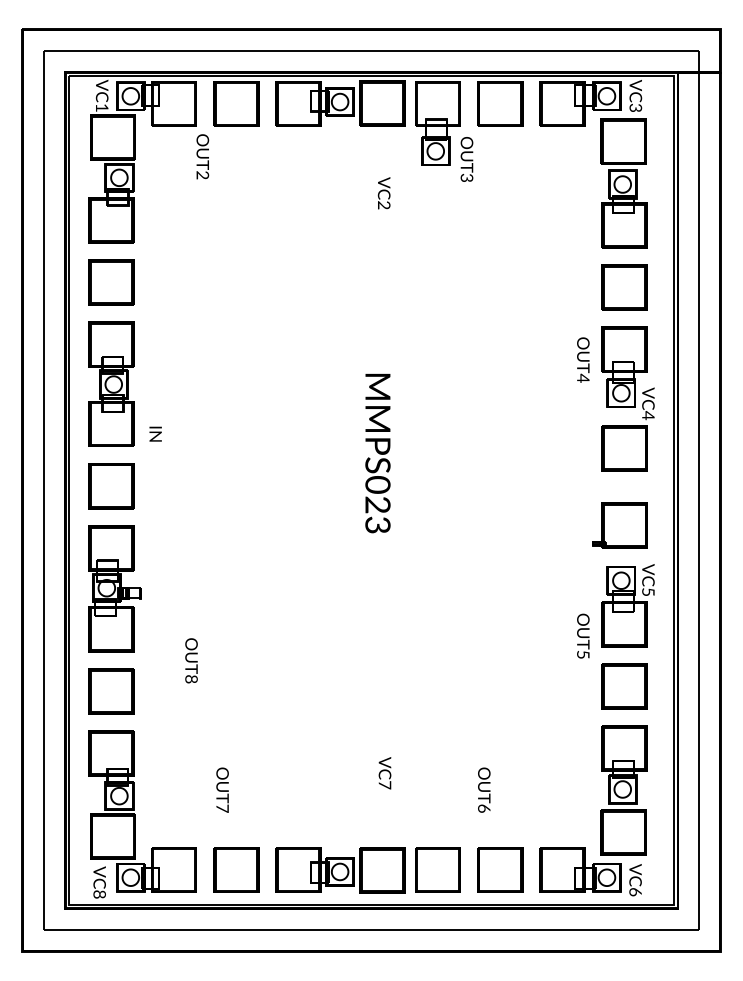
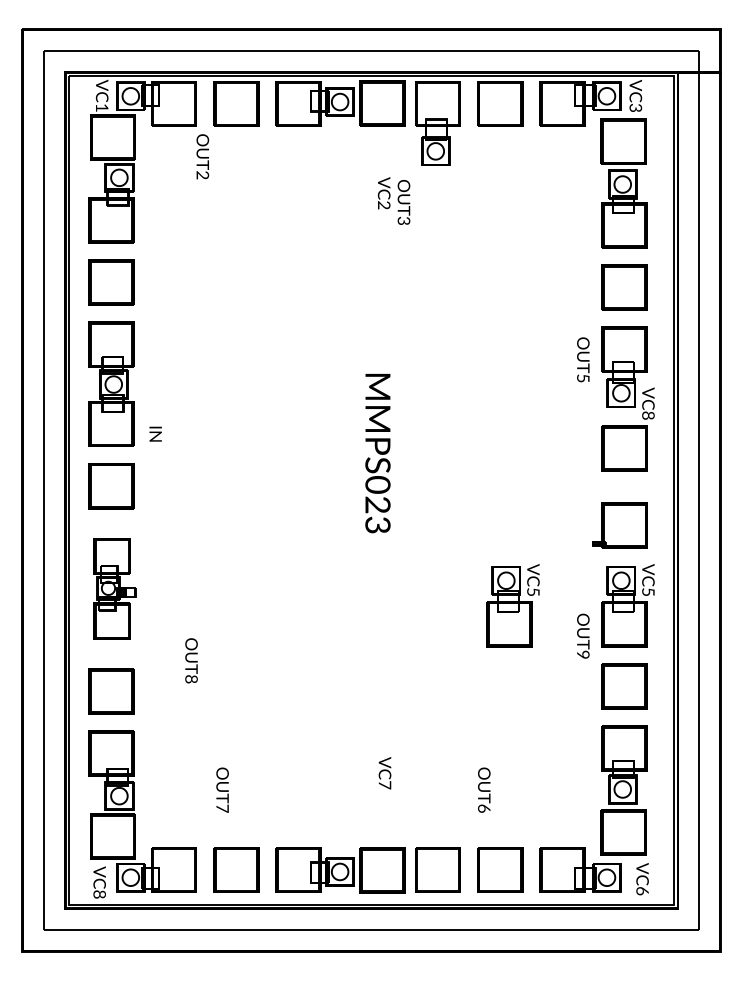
text position: (466, 159) -> (403, 202) (403, 202)
text: OUT4 -> OUT5 (583, 377)
text: VC4 -> VC8 (648, 415)
part size: 54x128 px -> 44x102 px (114, 588)
part: none -> present (512, 605)
text: OUT5 -> OUT9 (583, 654)
text position: (635, 880) -> (642, 879) (642, 879)
